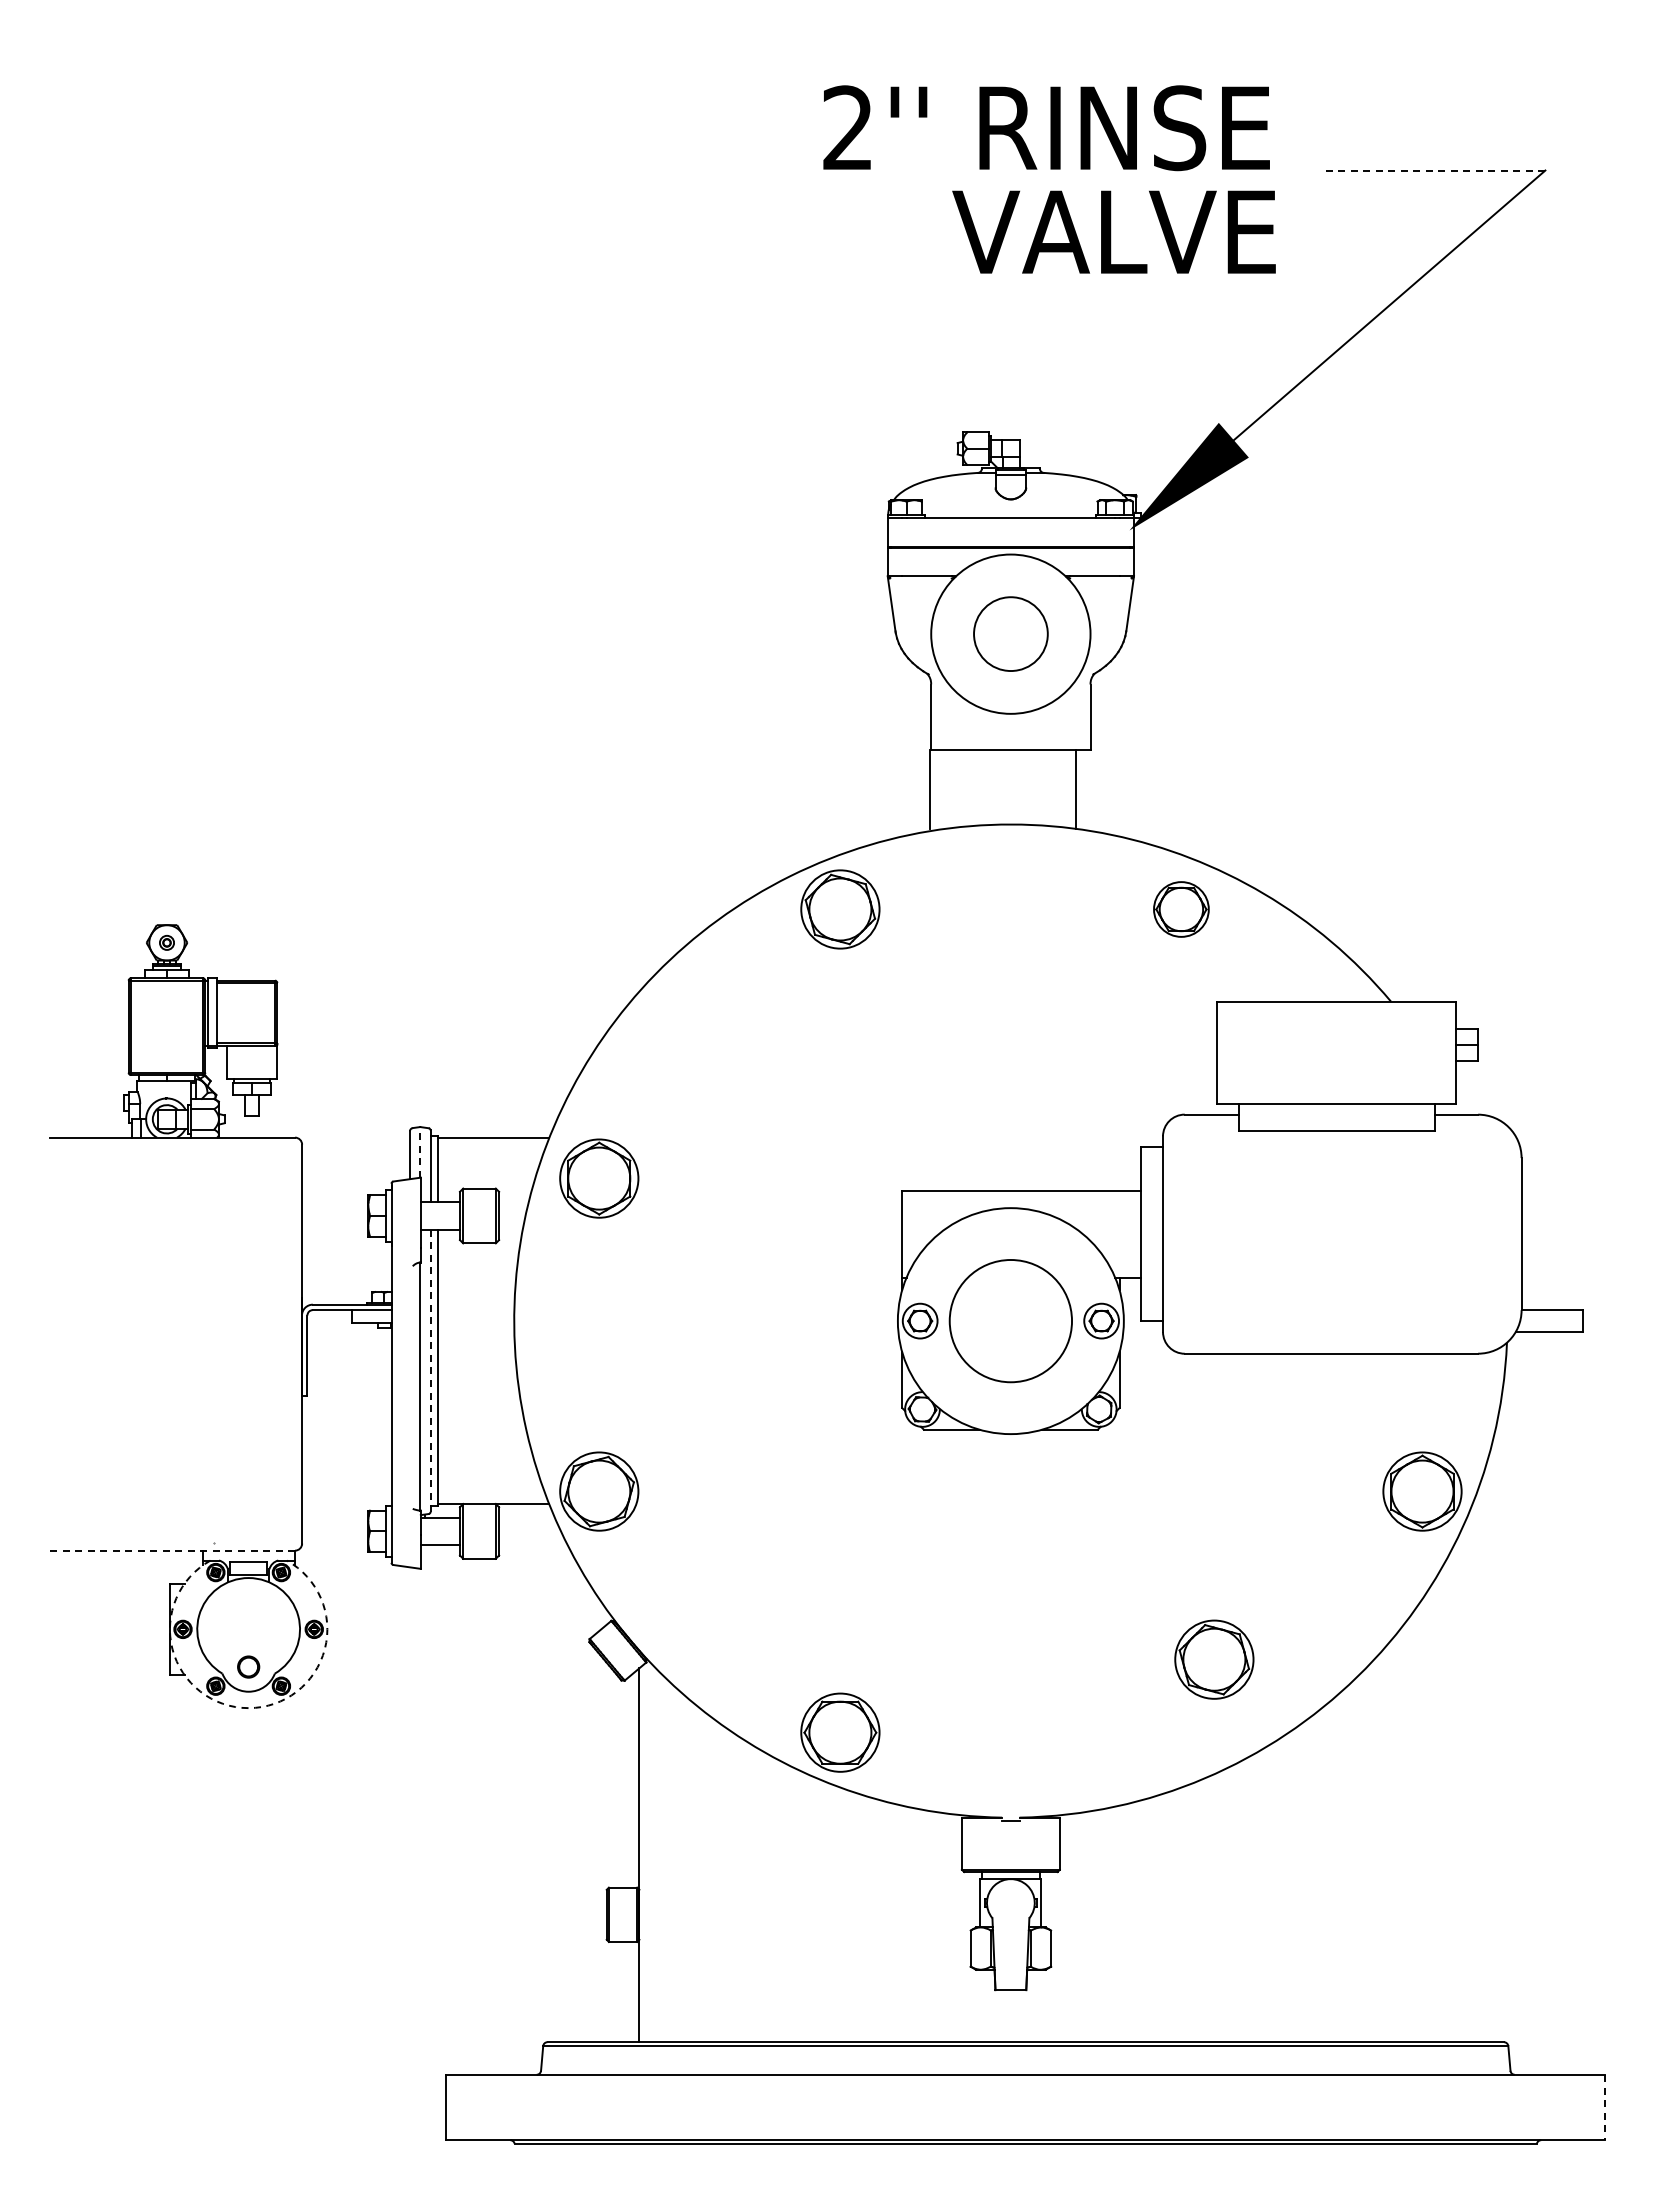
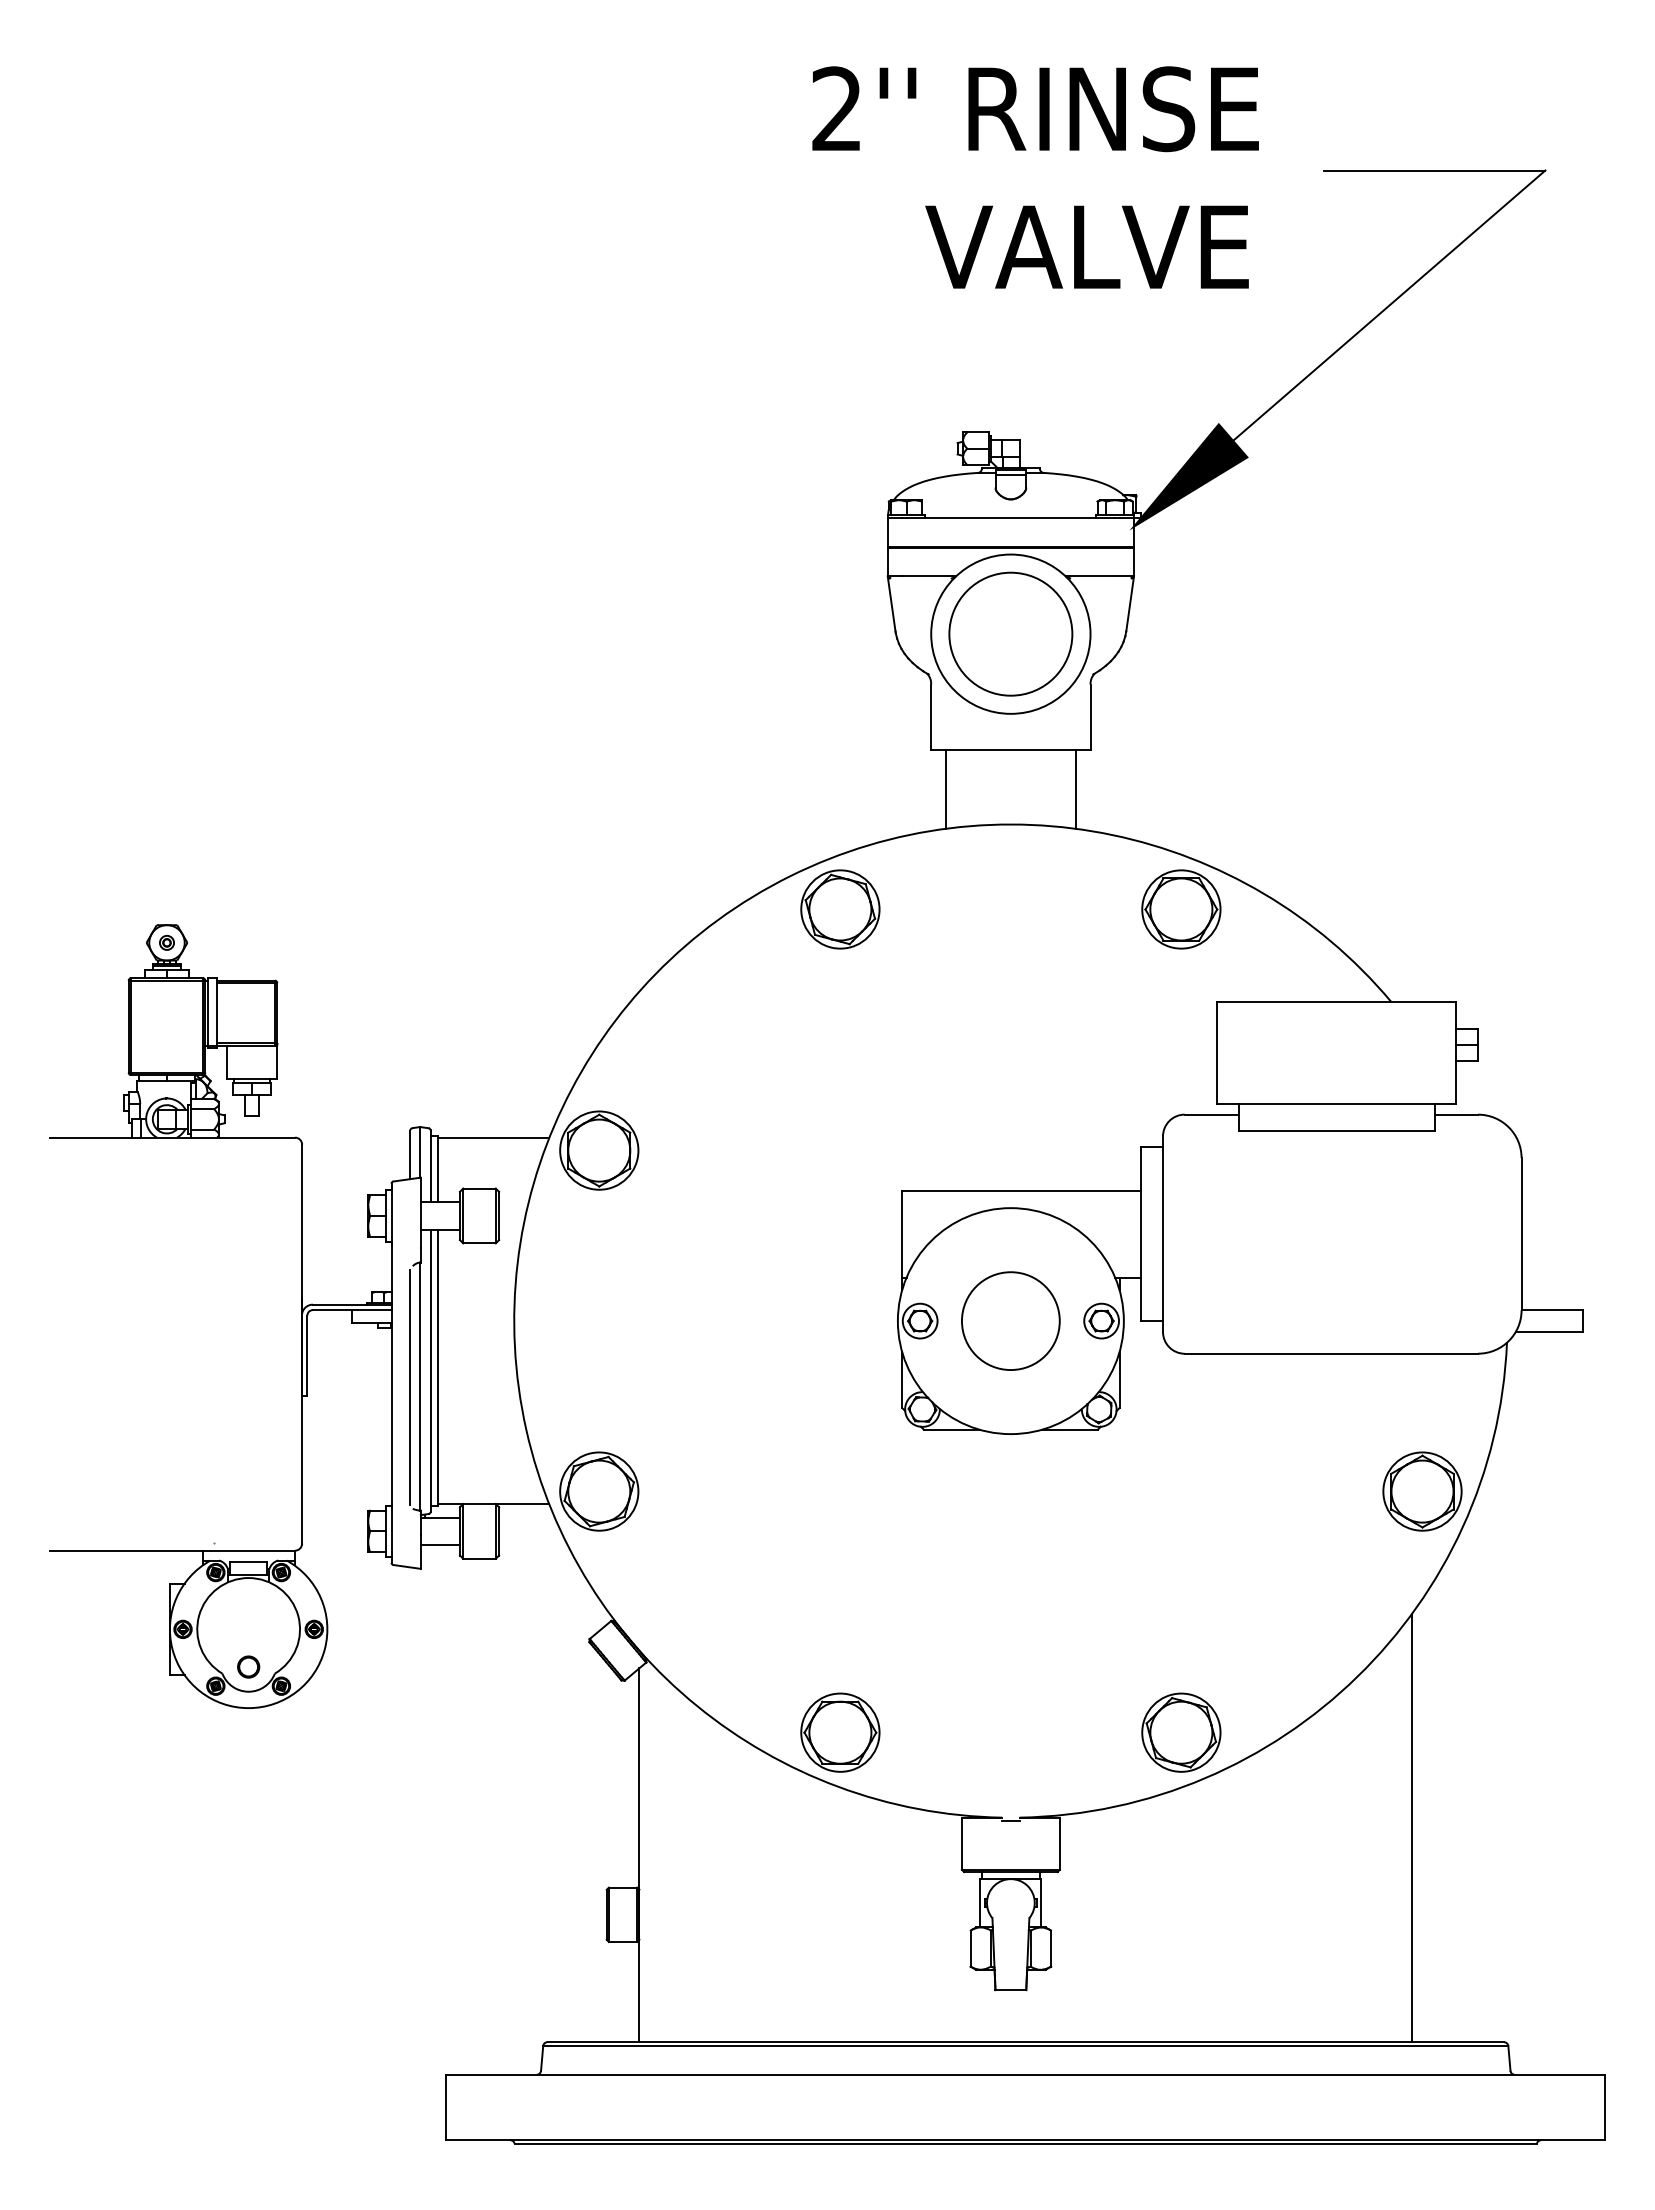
text position: (1046, 128) -> (1035, 109) (1035, 109)
line: dashed -> solid (1434, 170)
text position: (1113, 231) -> (1086, 246) (1086, 246)
circle size: 76x76 px -> 126x126 px (1010, 633)
line position: (929, 789) -> (945, 789) (945, 789)
part size: 57x57 px -> 81x81 px (1181, 909)
line: dashed -> solid (420, 1151)
part position: (599, 1178) -> (599, 1150) (599, 1150)
circle diameter: 122 px -> 98 px (1010, 1321)
line: dashed -> solid (430, 1371)
line: none -> present (409, 1387)
line: dashed -> solid (172, 1550)
part position: (1214, 1659) -> (1181, 1732) (1181, 1732)
arc: dashed -> solid (248, 1708)
line: none -> present (1412, 1827)
line: dashed -> solid (1605, 2107)
